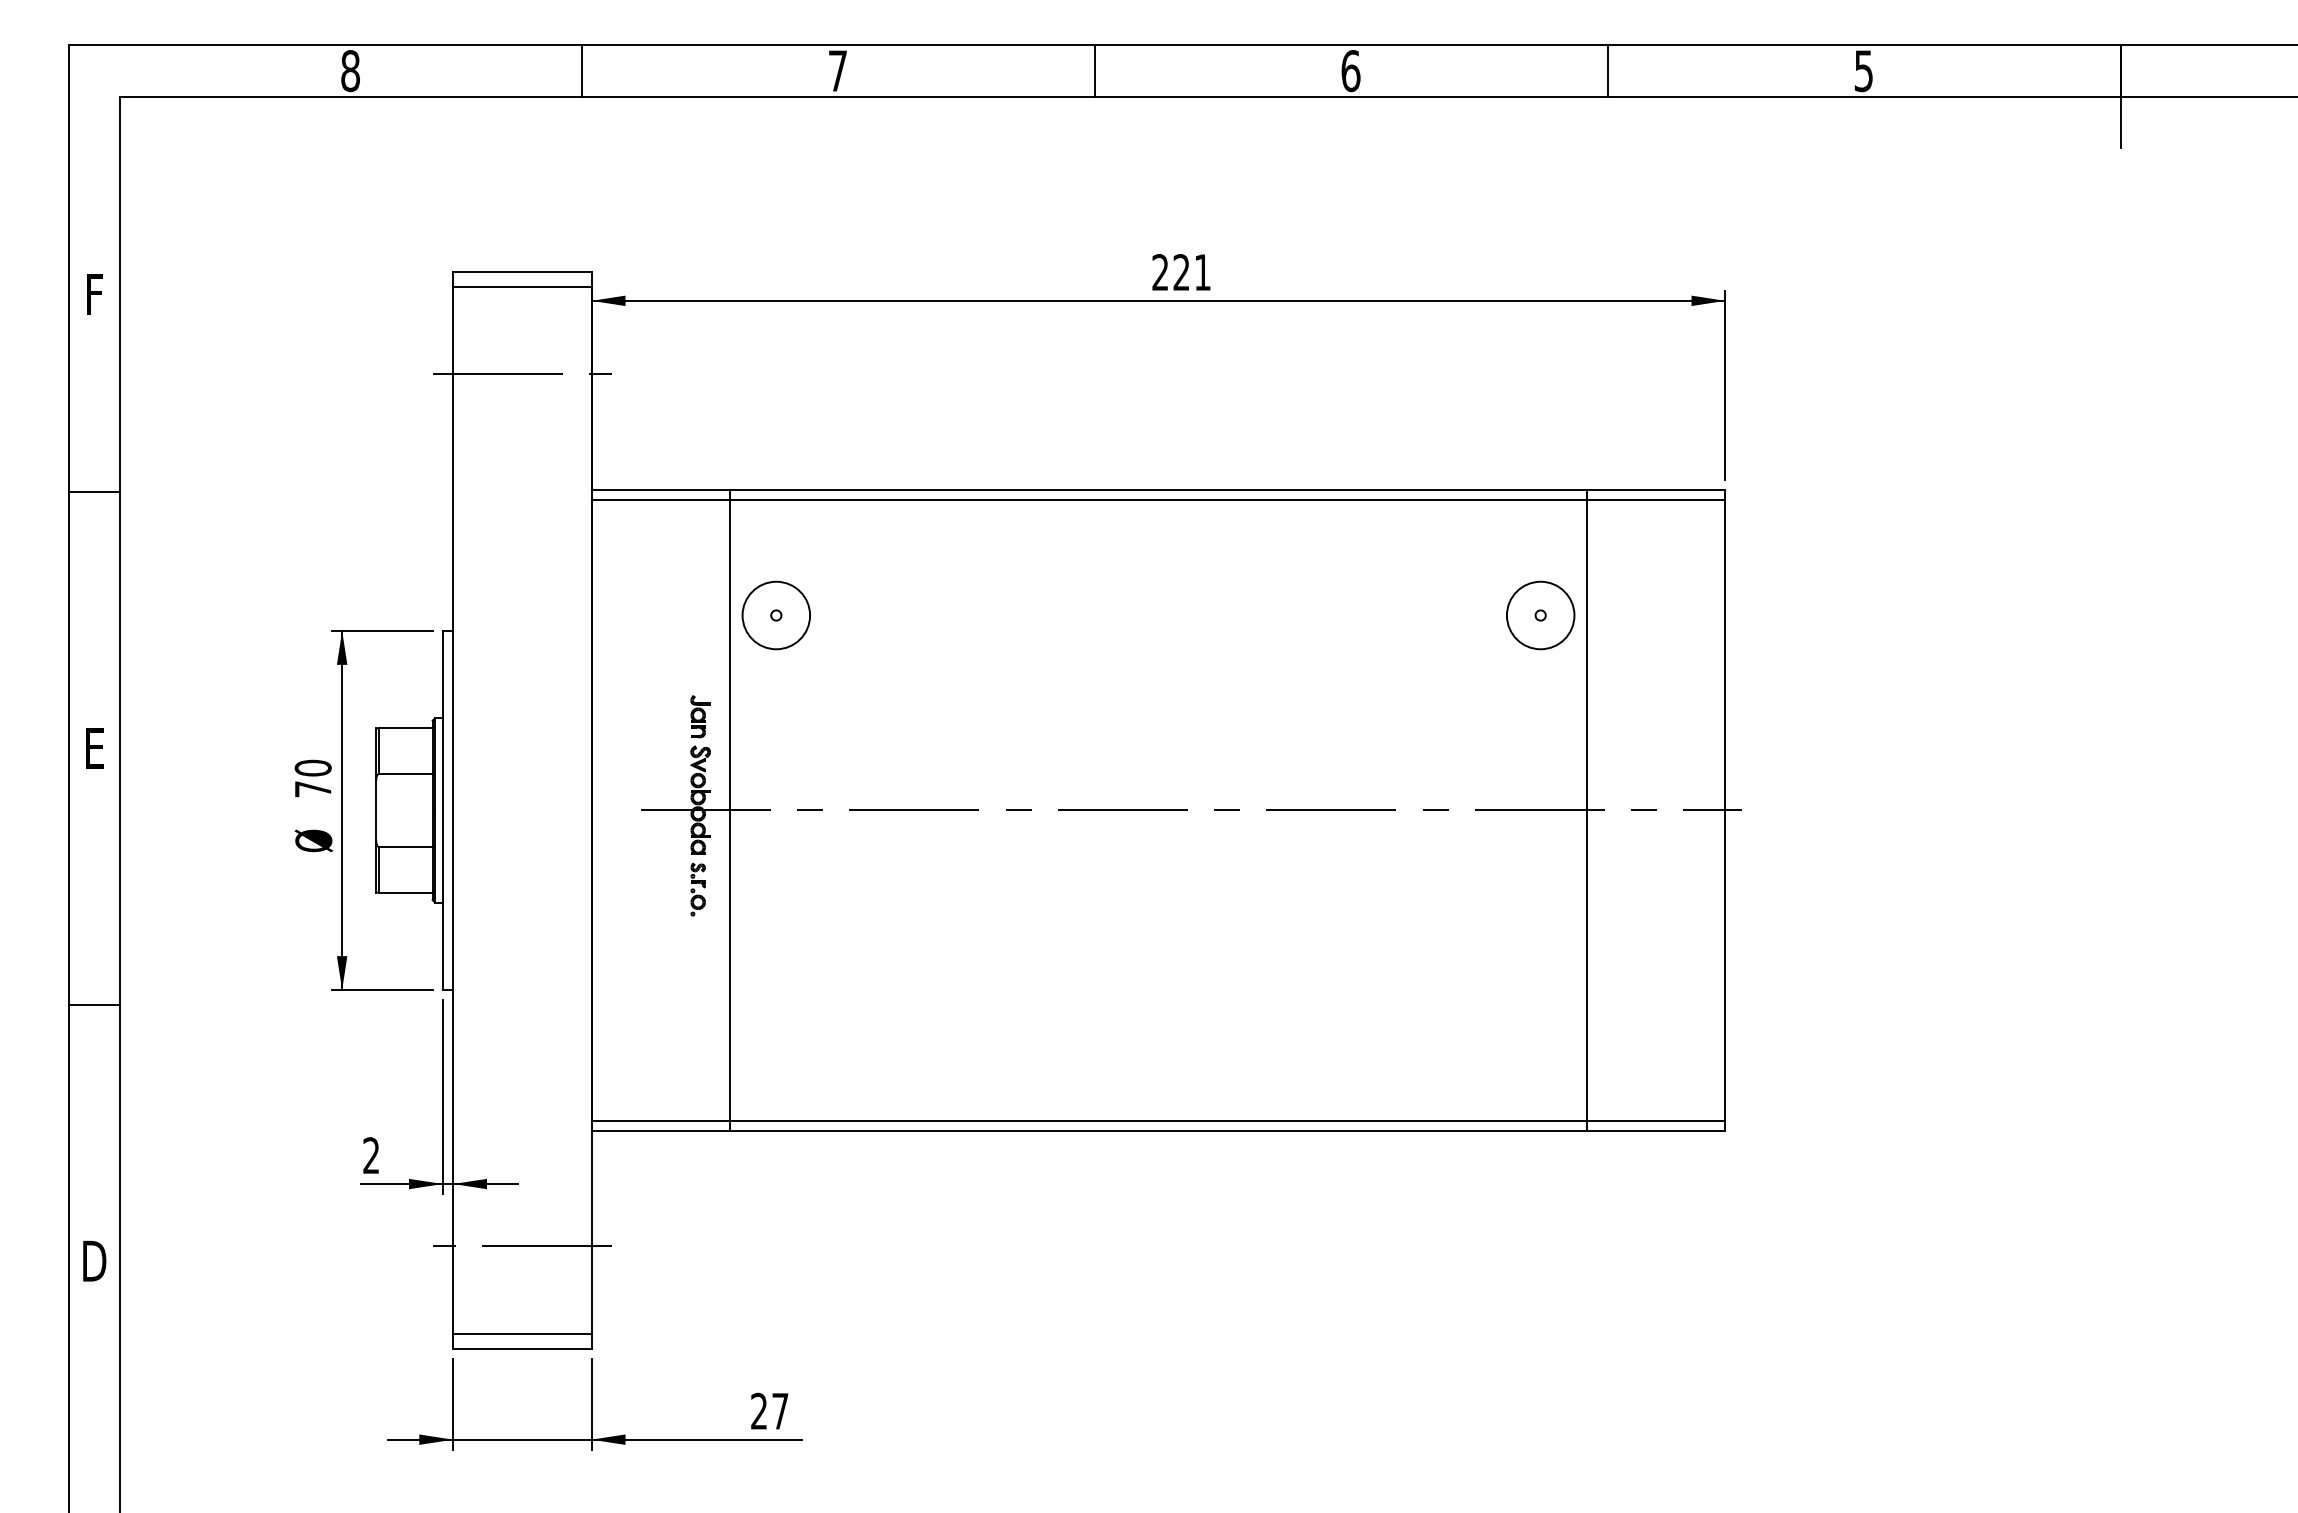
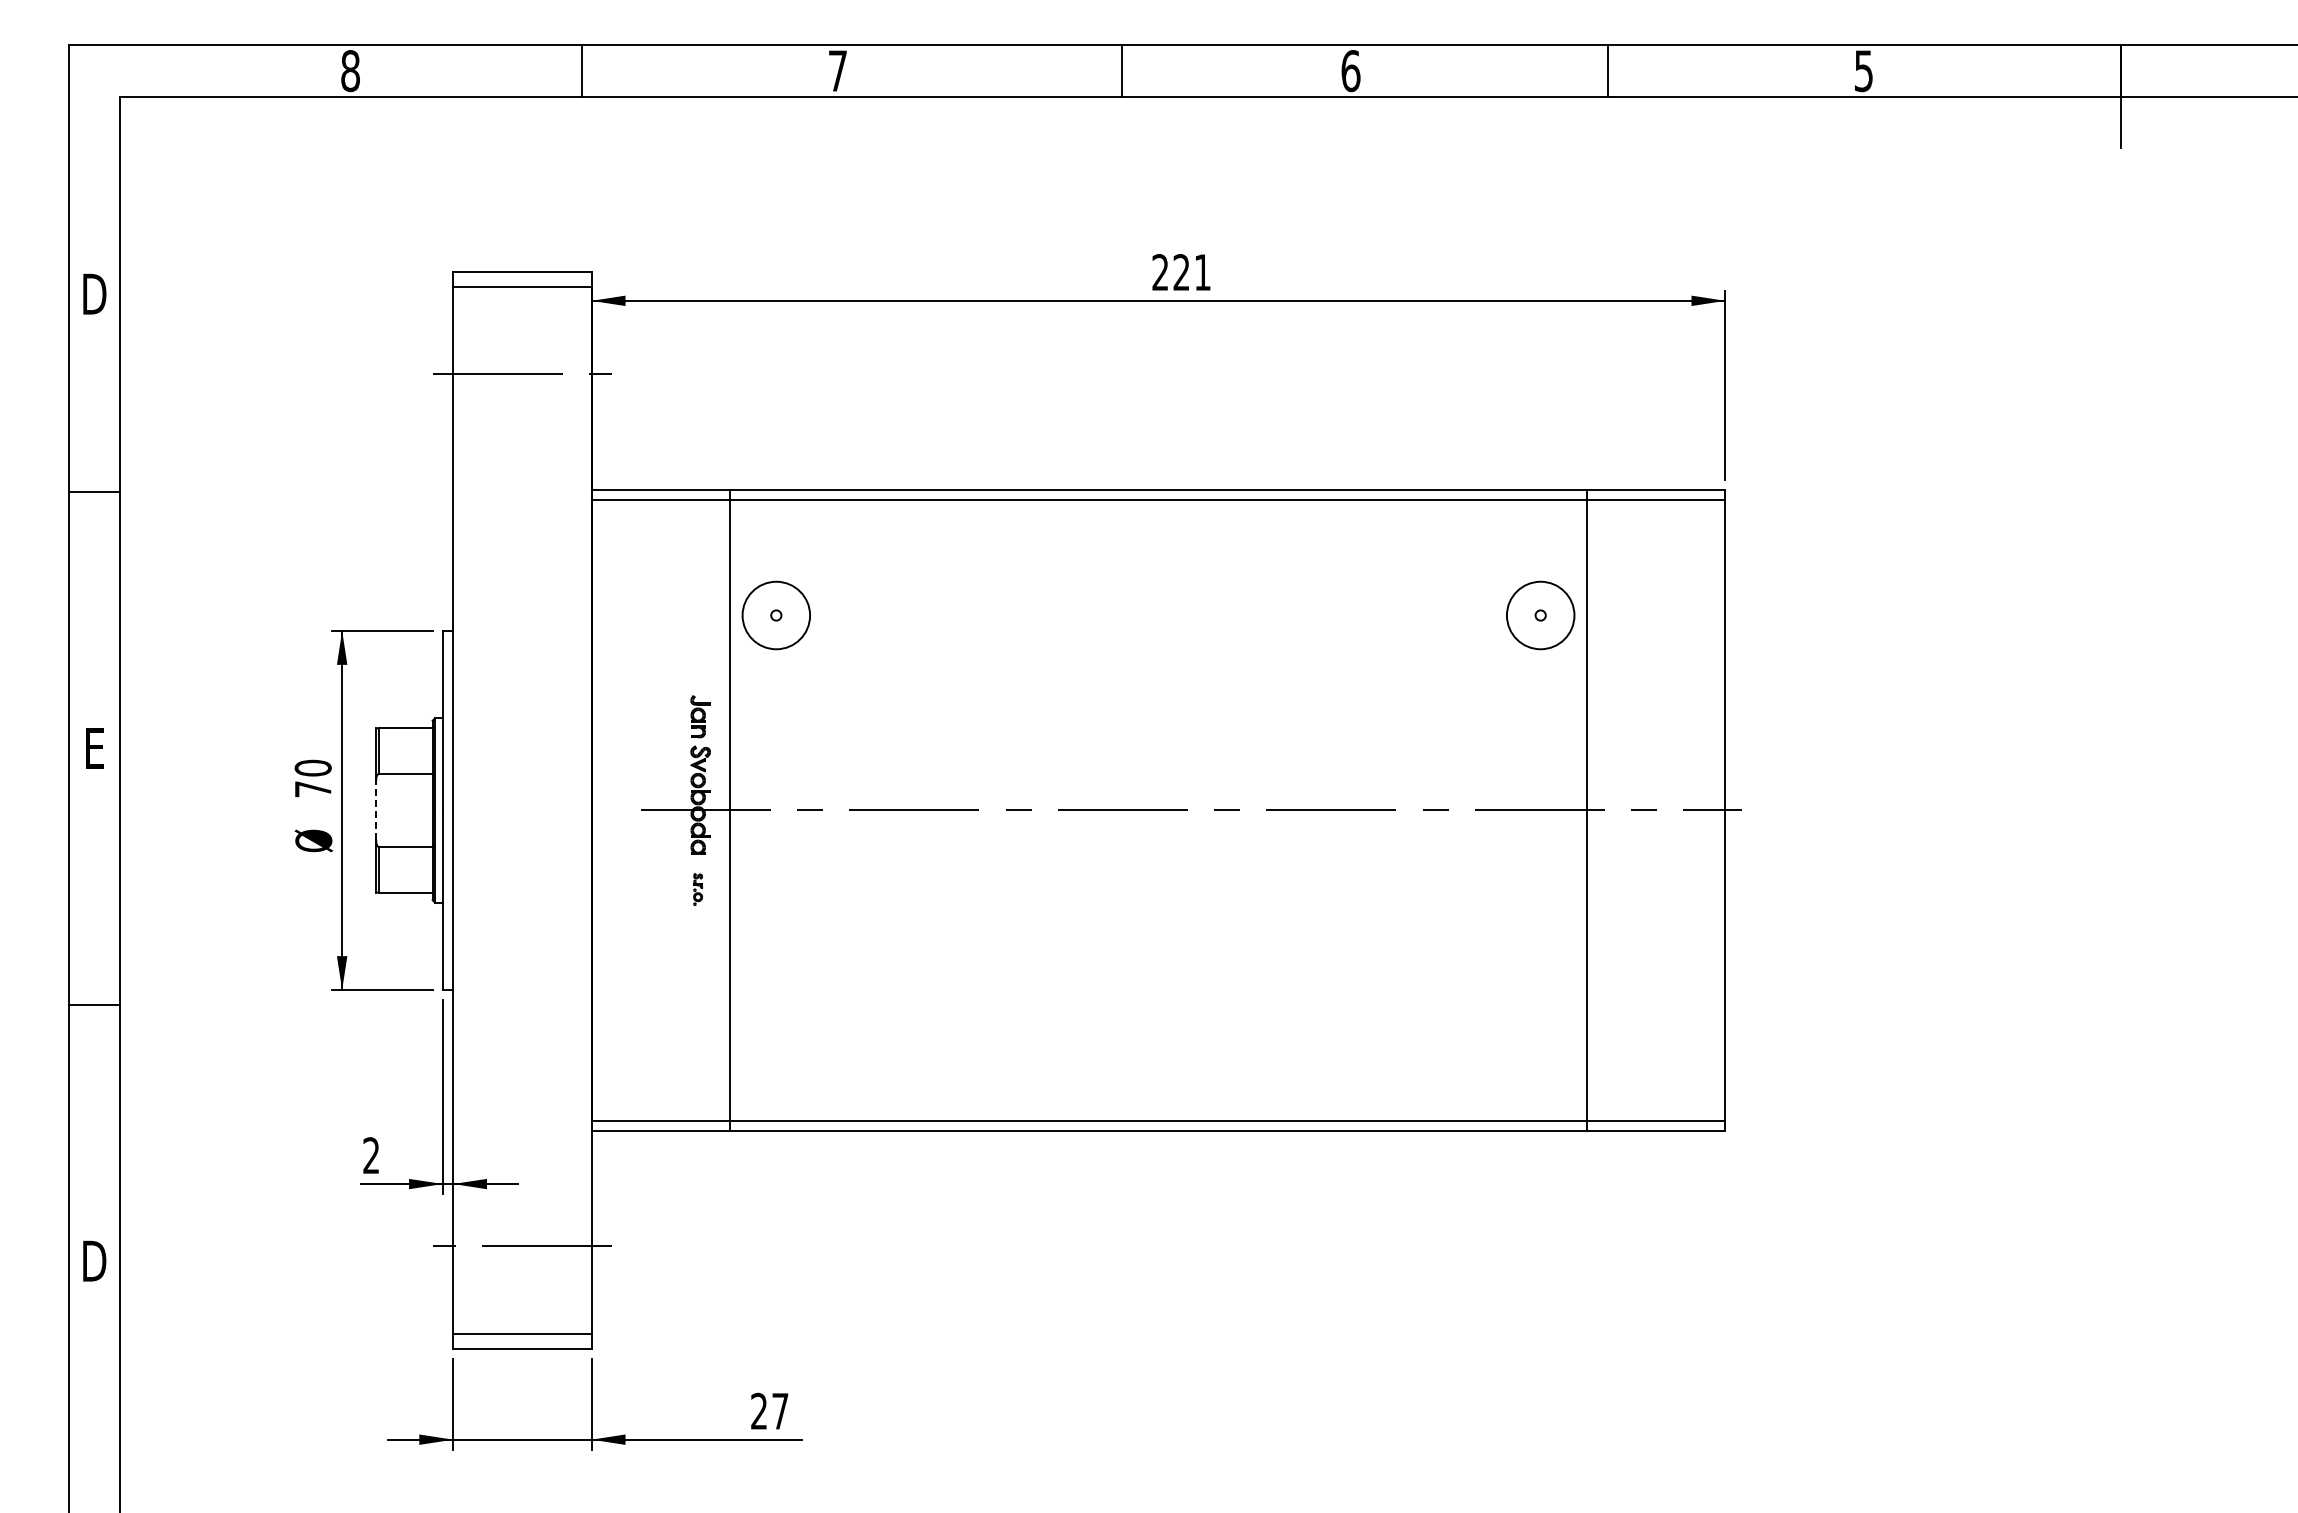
line position: (1094, 70) -> (1121, 70) (1121, 70)
text: F -> D (94, 293)
line: solid -> dashed (376, 810)
part size: 16x55 px -> 11x33 px (698, 889)
